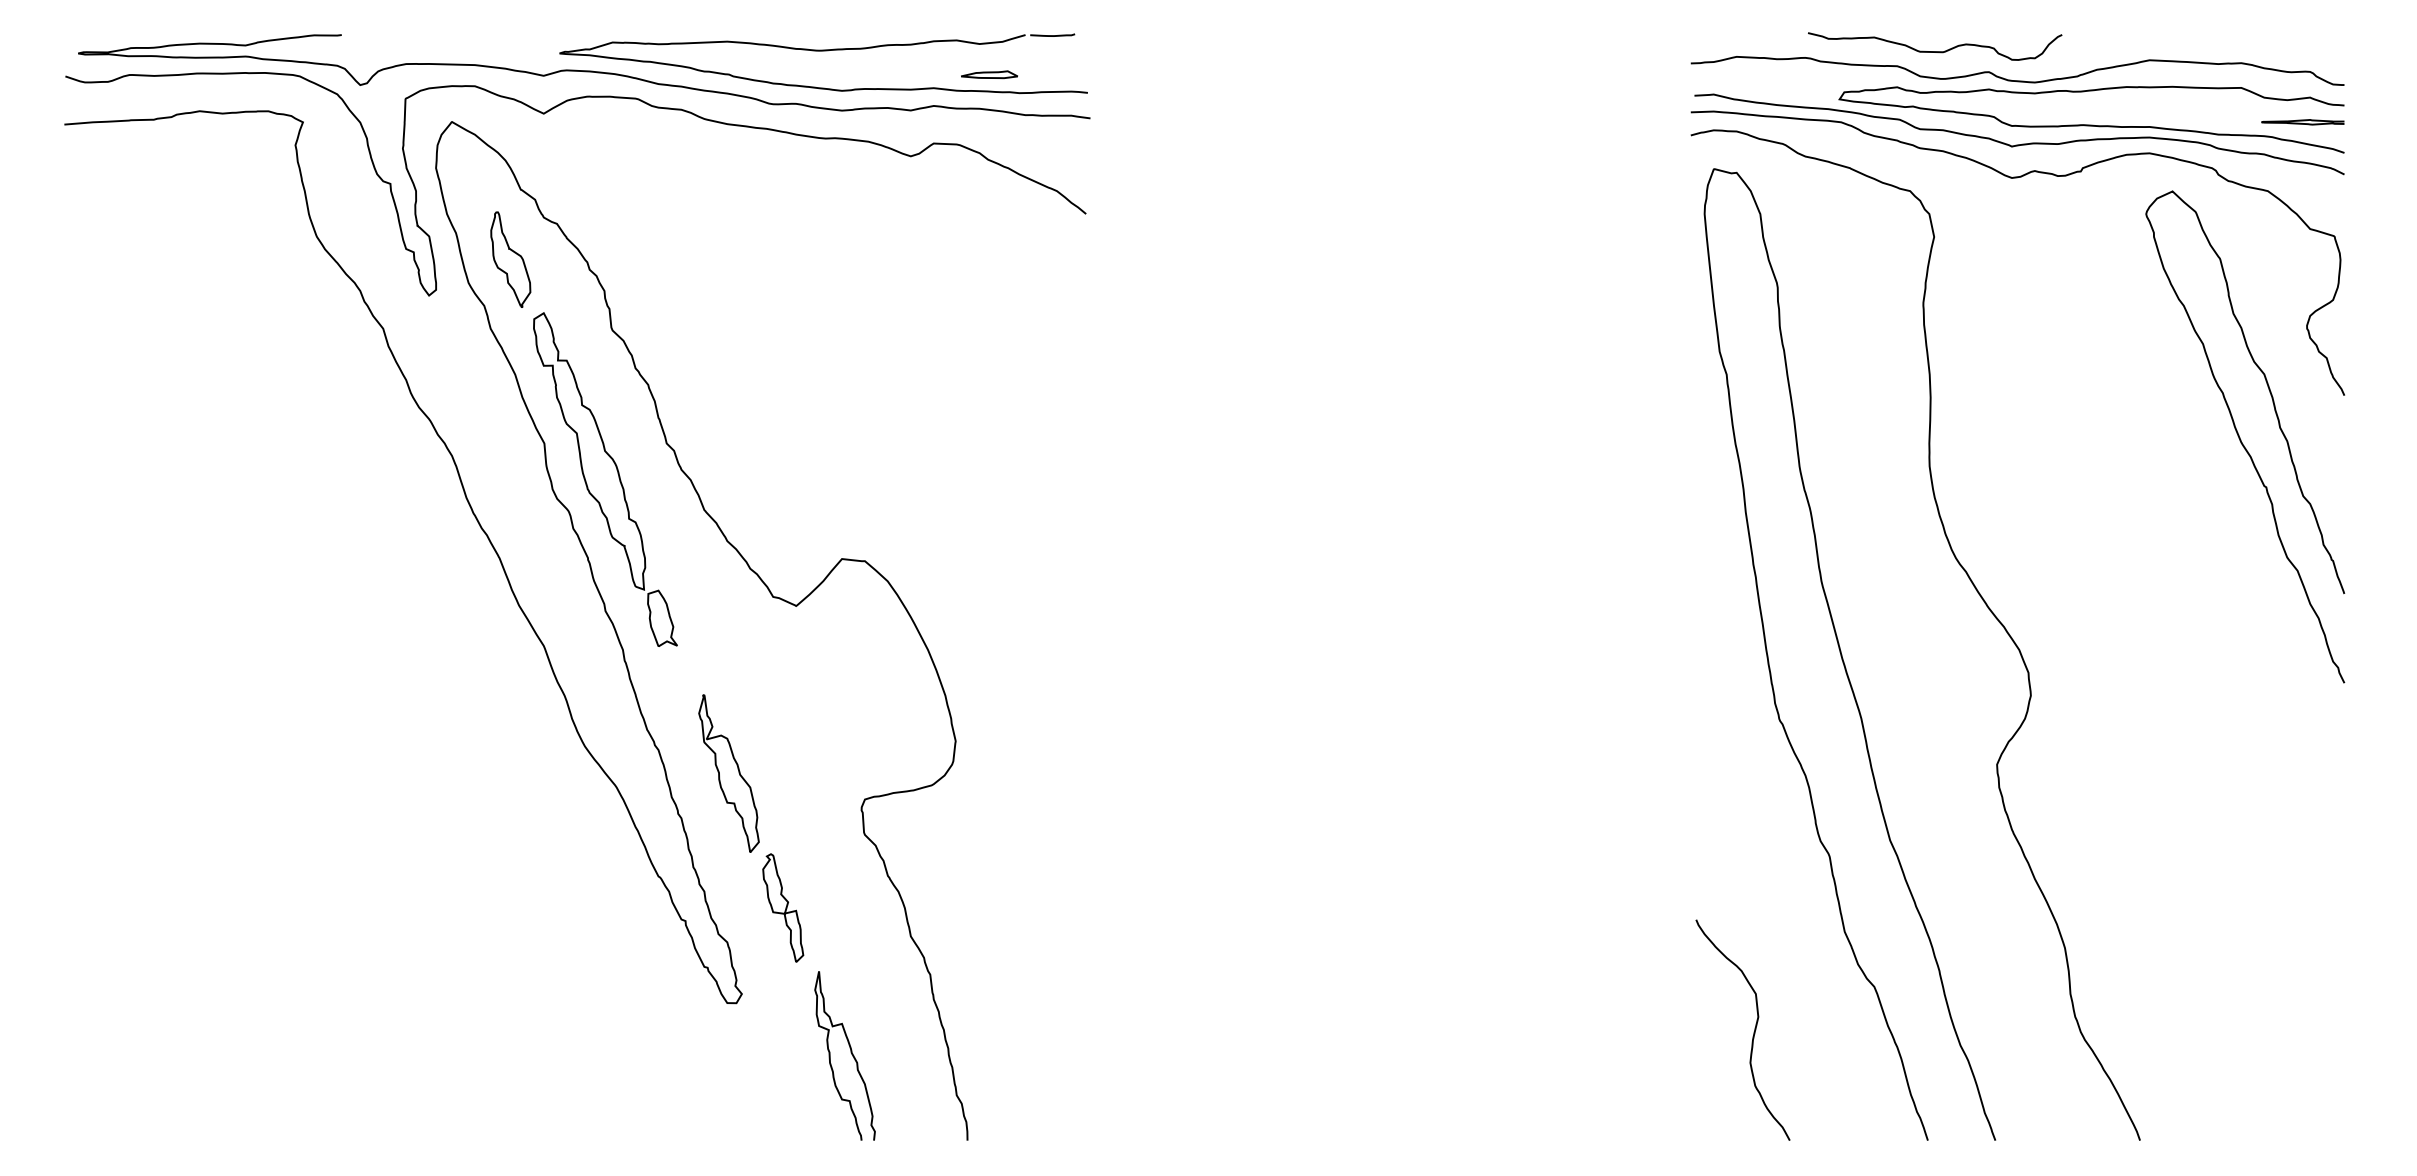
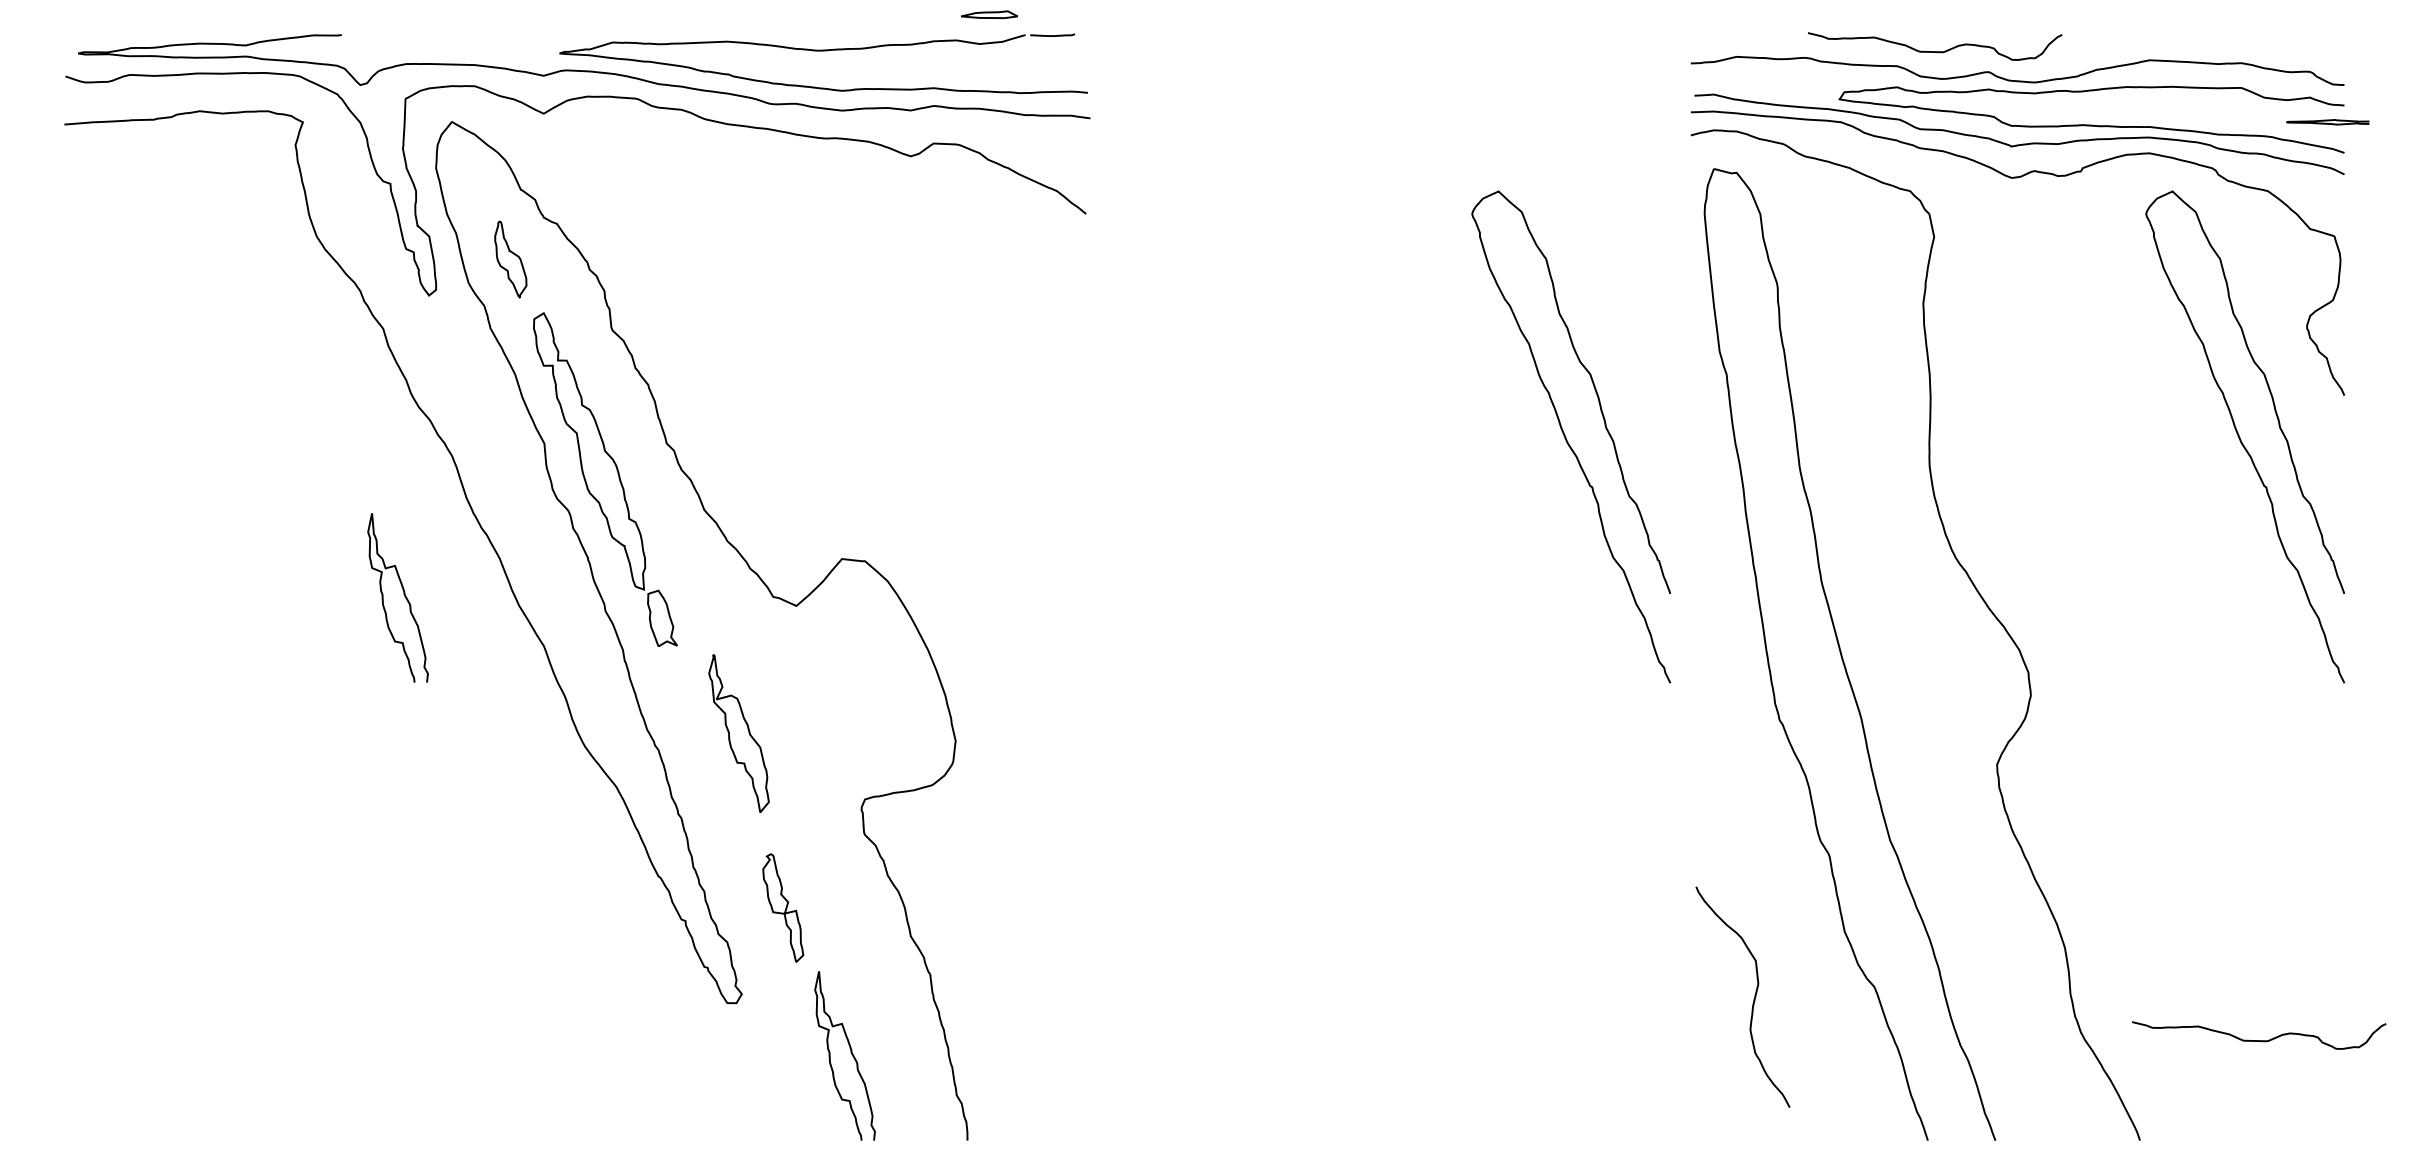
part position: (989, 74) -> (989, 14) (989, 14)
curve position: (2302, 121) -> (2327, 121) (2327, 121)
part size: 42x97 px -> 34x79 px (510, 259)
curve: none -> present (1567, 439)
curve: none -> present (403, 594)
part position: (728, 773) -> (738, 733) (738, 733)
curve position: (1753, 1032) -> (1753, 999) (1753, 999)
curve: none -> present (2259, 1040)
